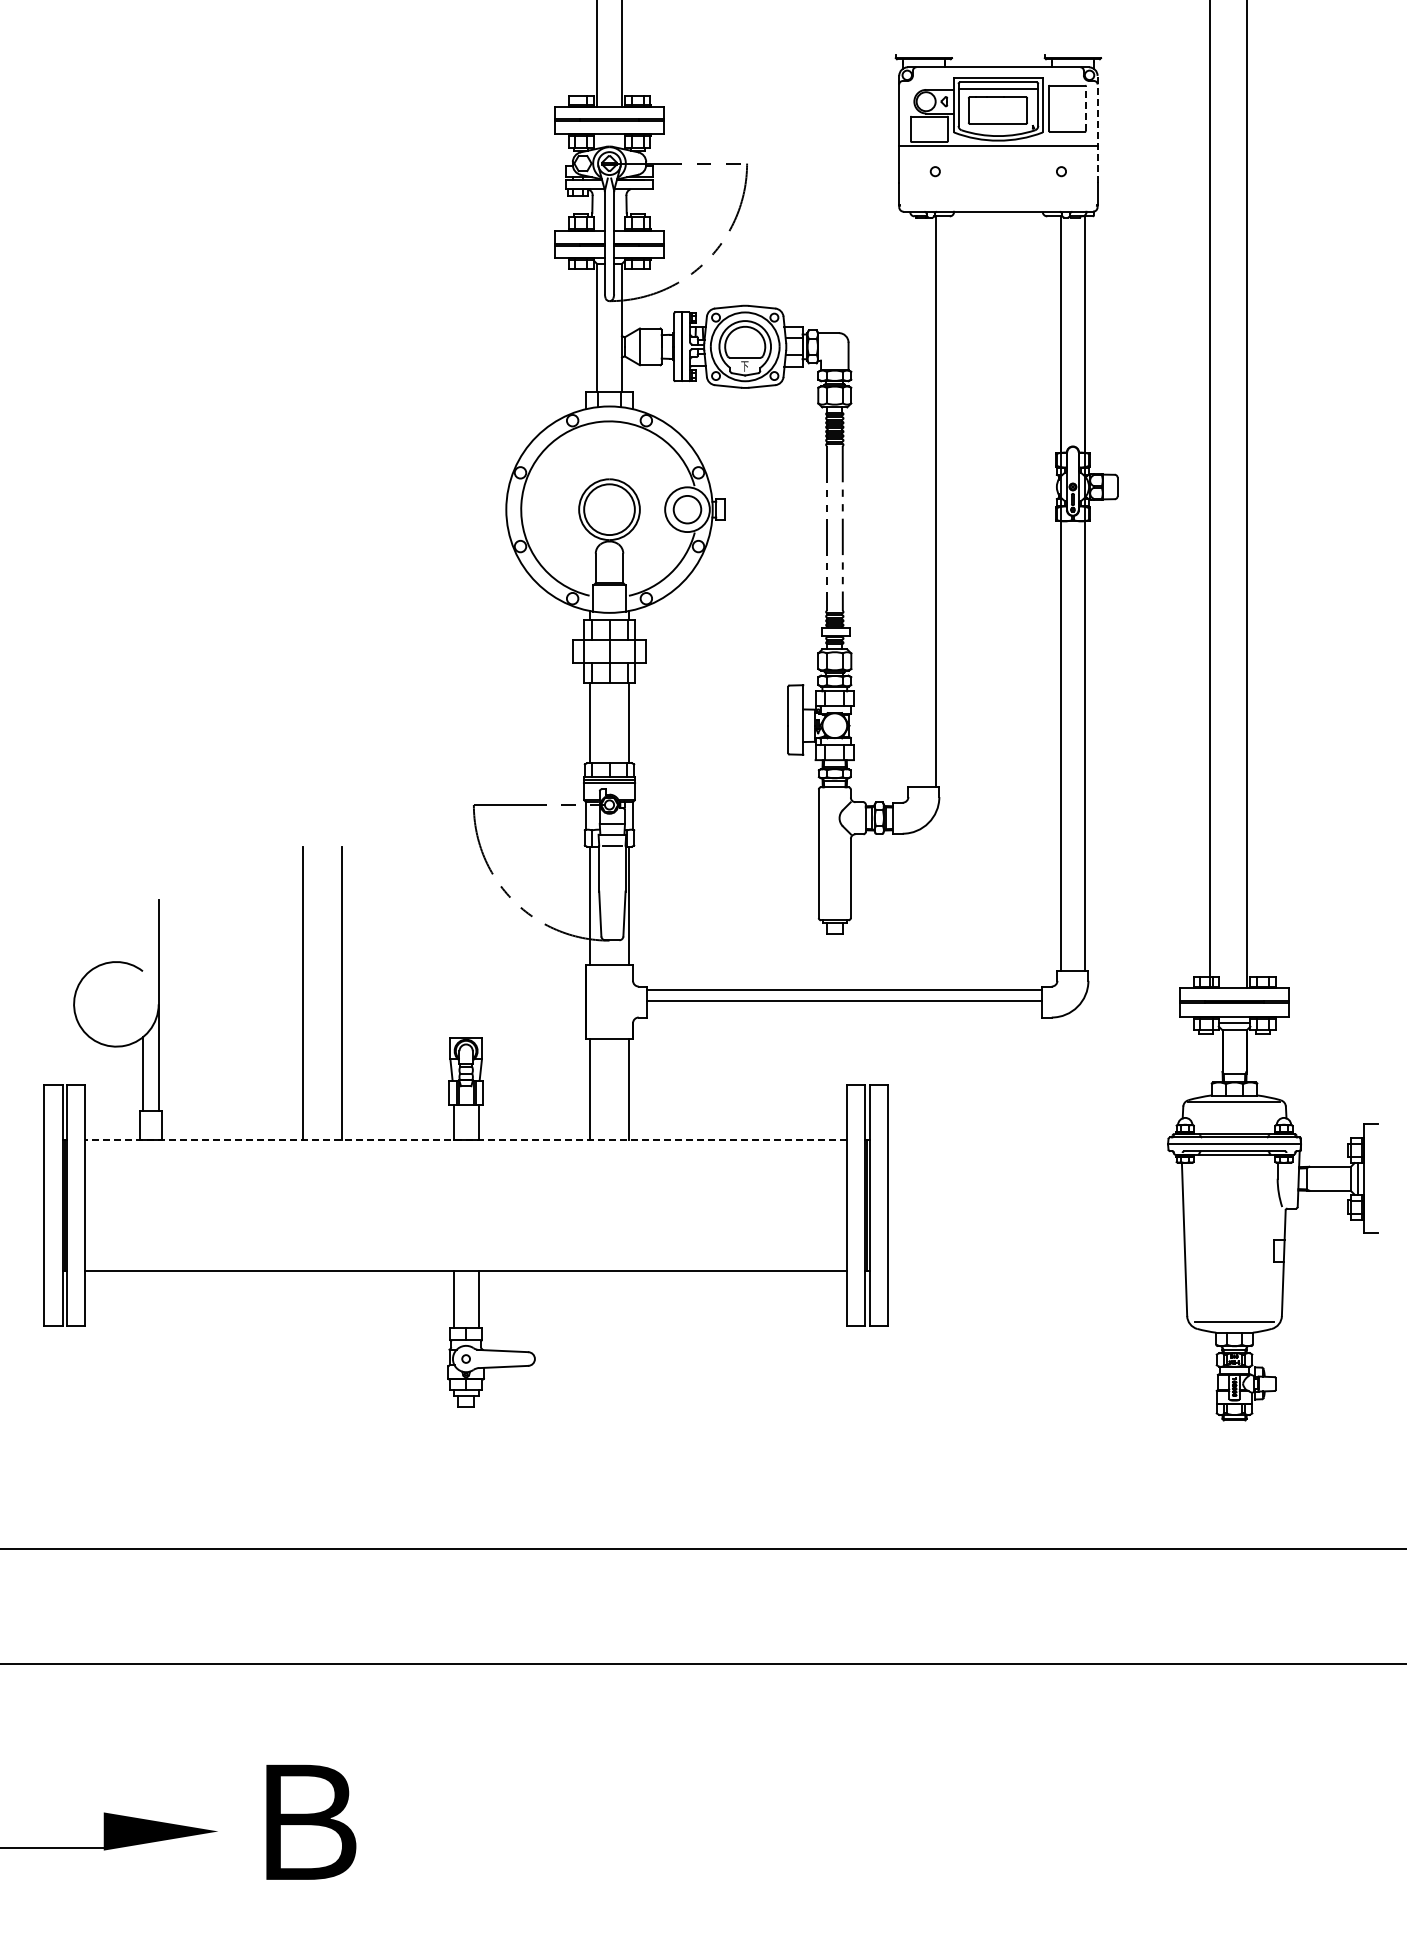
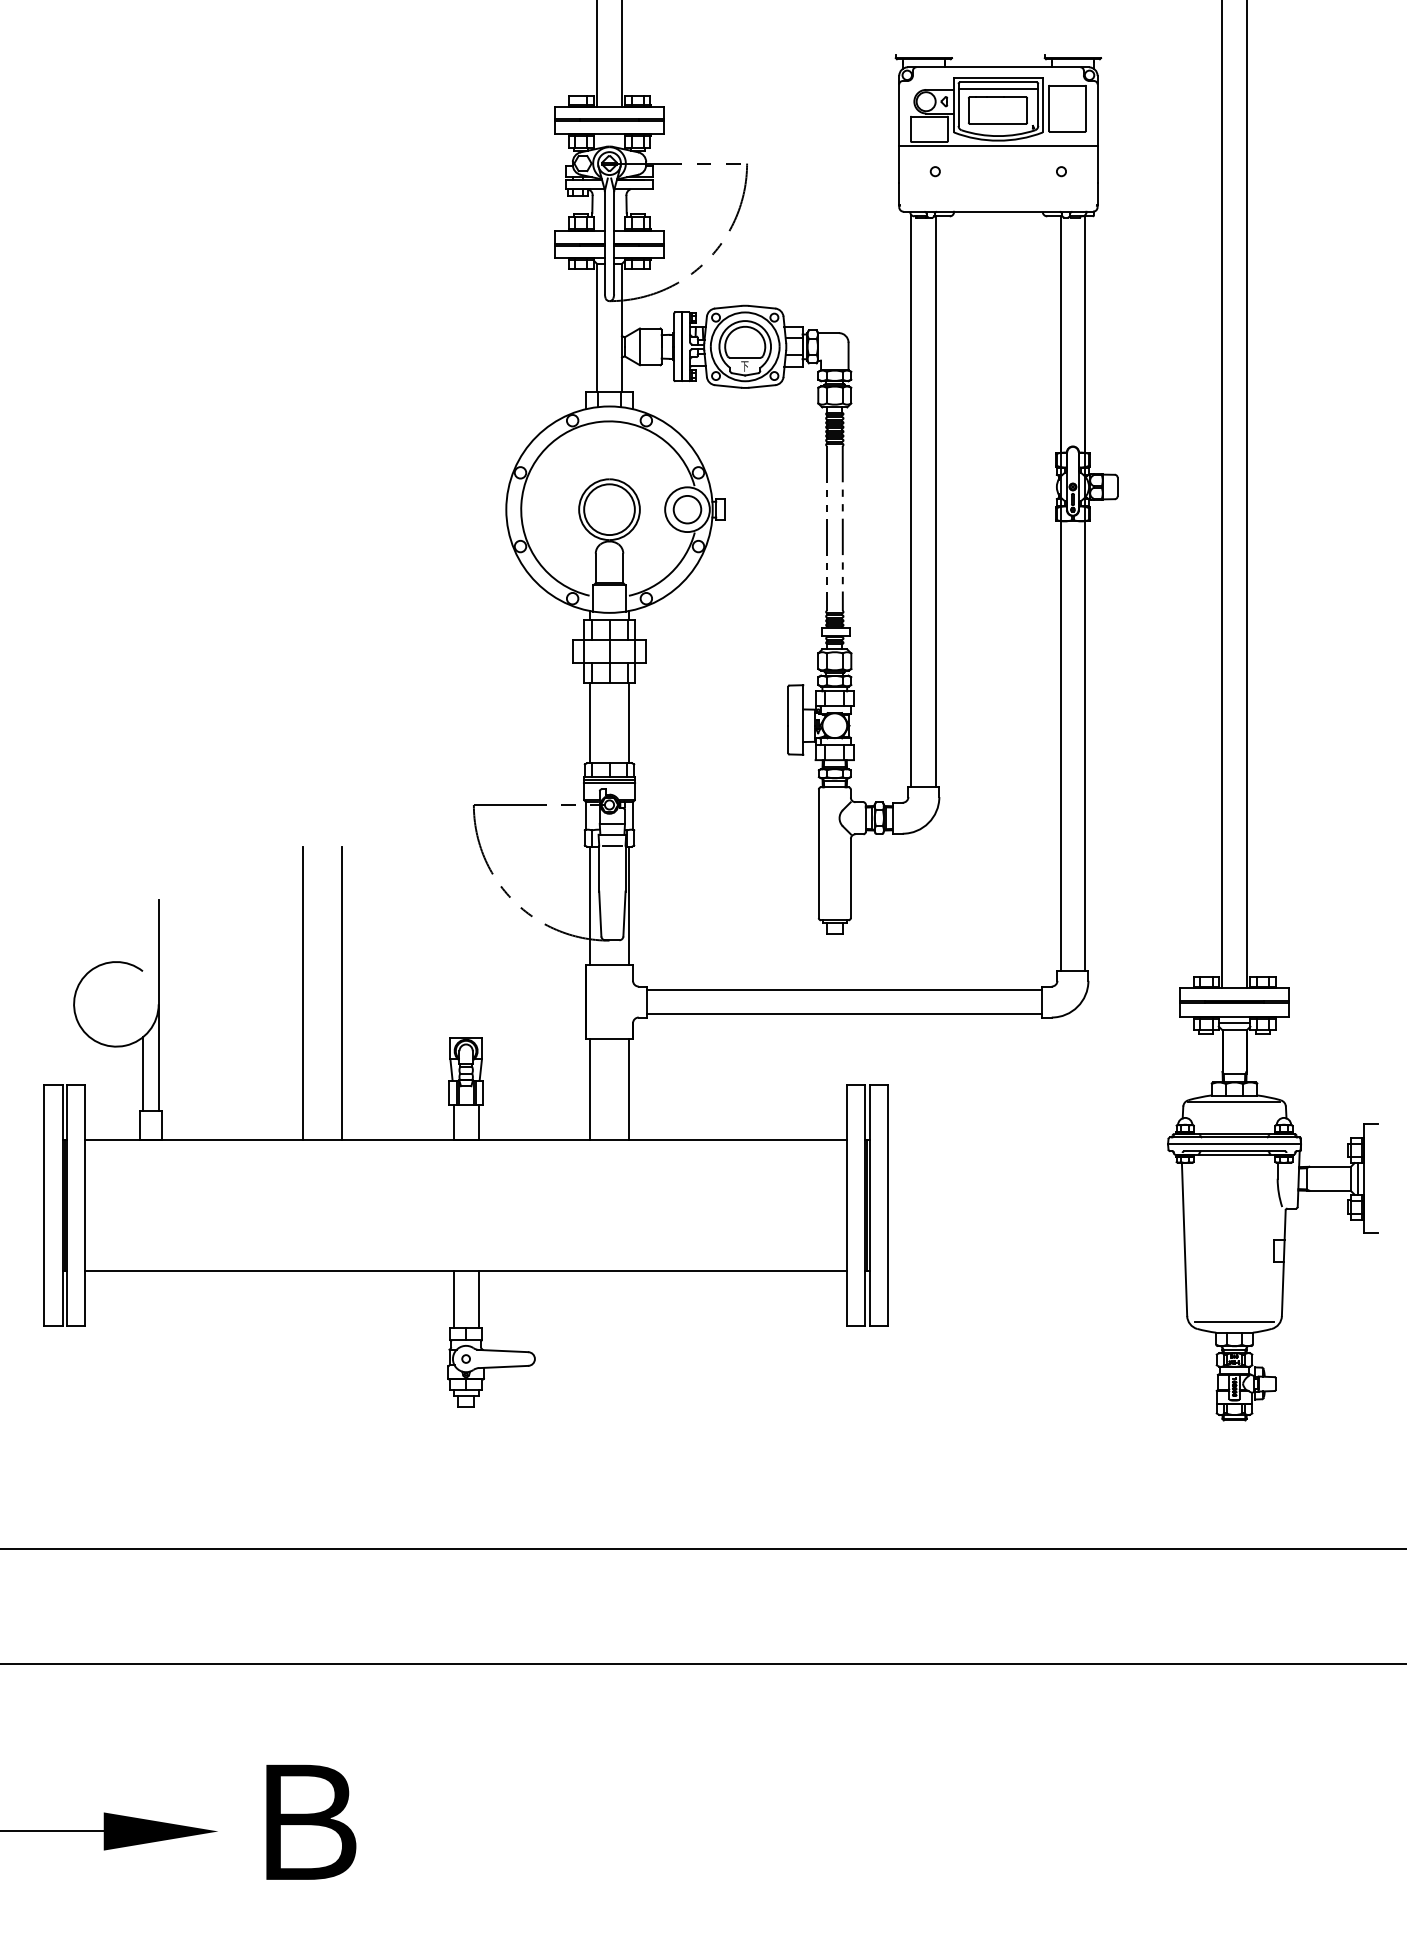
line: dashed -> solid (1085, 108)
line: dashed -> solid (1097, 129)
line position: (1210, 495) -> (1222, 495) (1222, 495)
line: none -> present (911, 501)
line position: (844, 1001) -> (844, 1014) (844, 1014)
line: dashed -> solid (466, 1139)
line position: (52, 1848) -> (52, 1831) (52, 1831)
